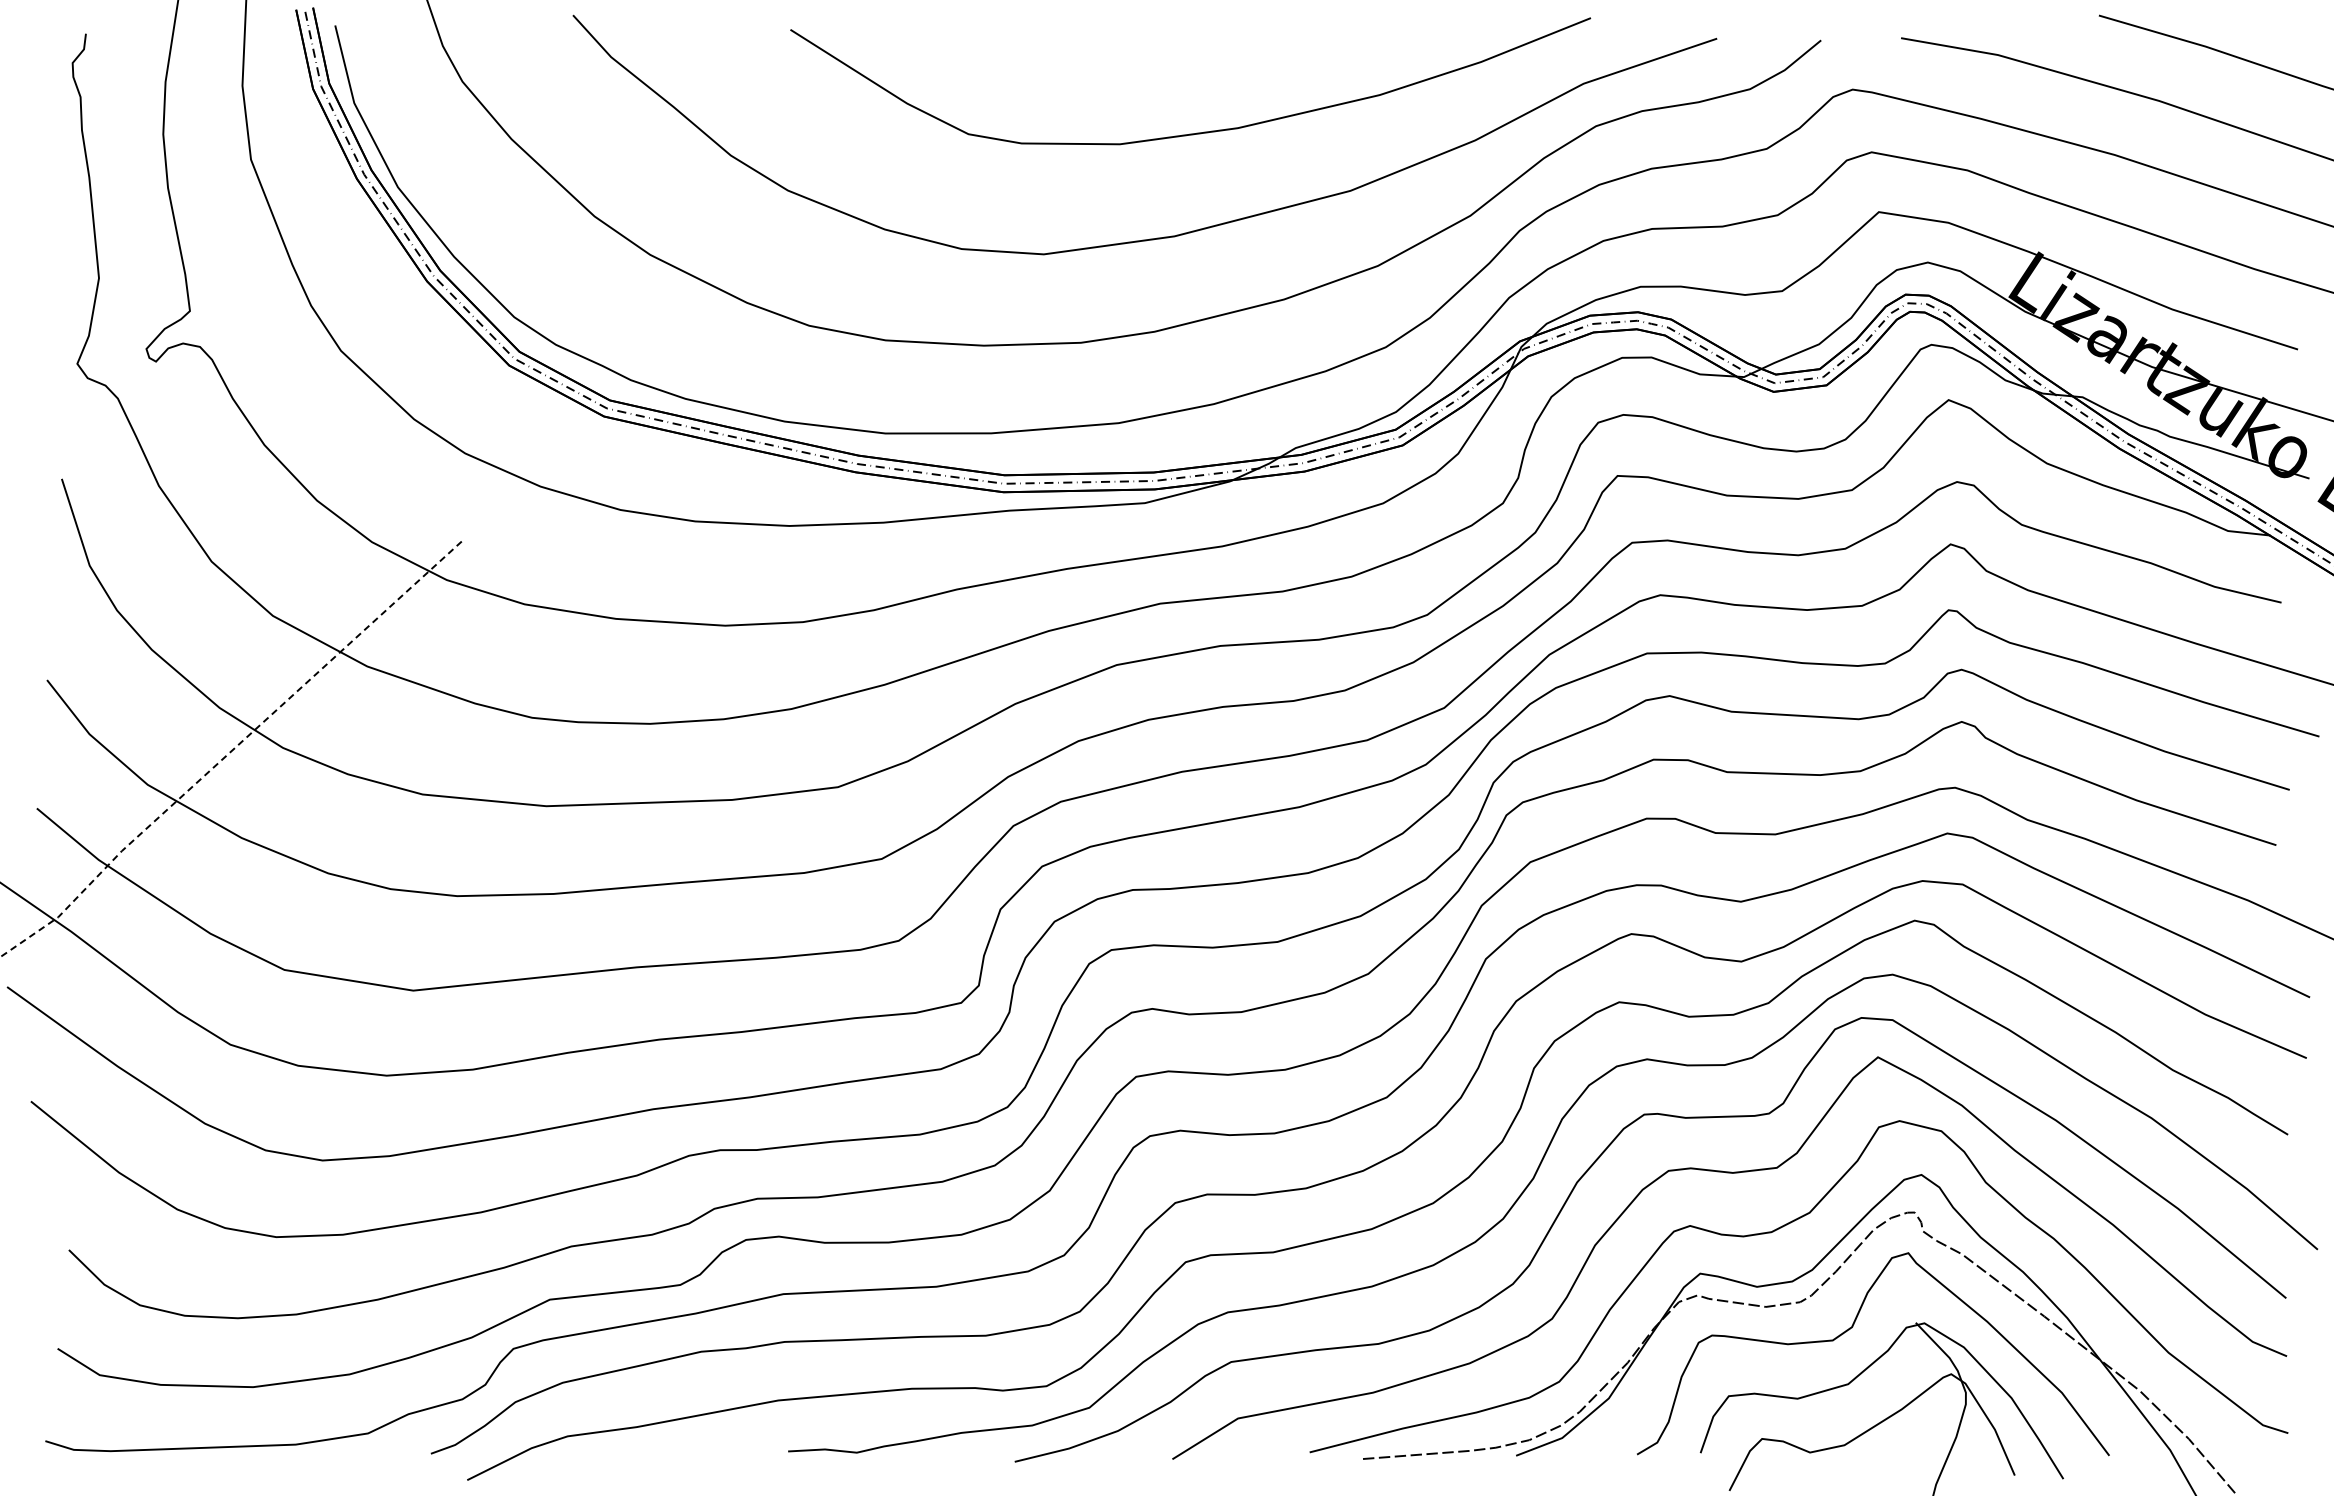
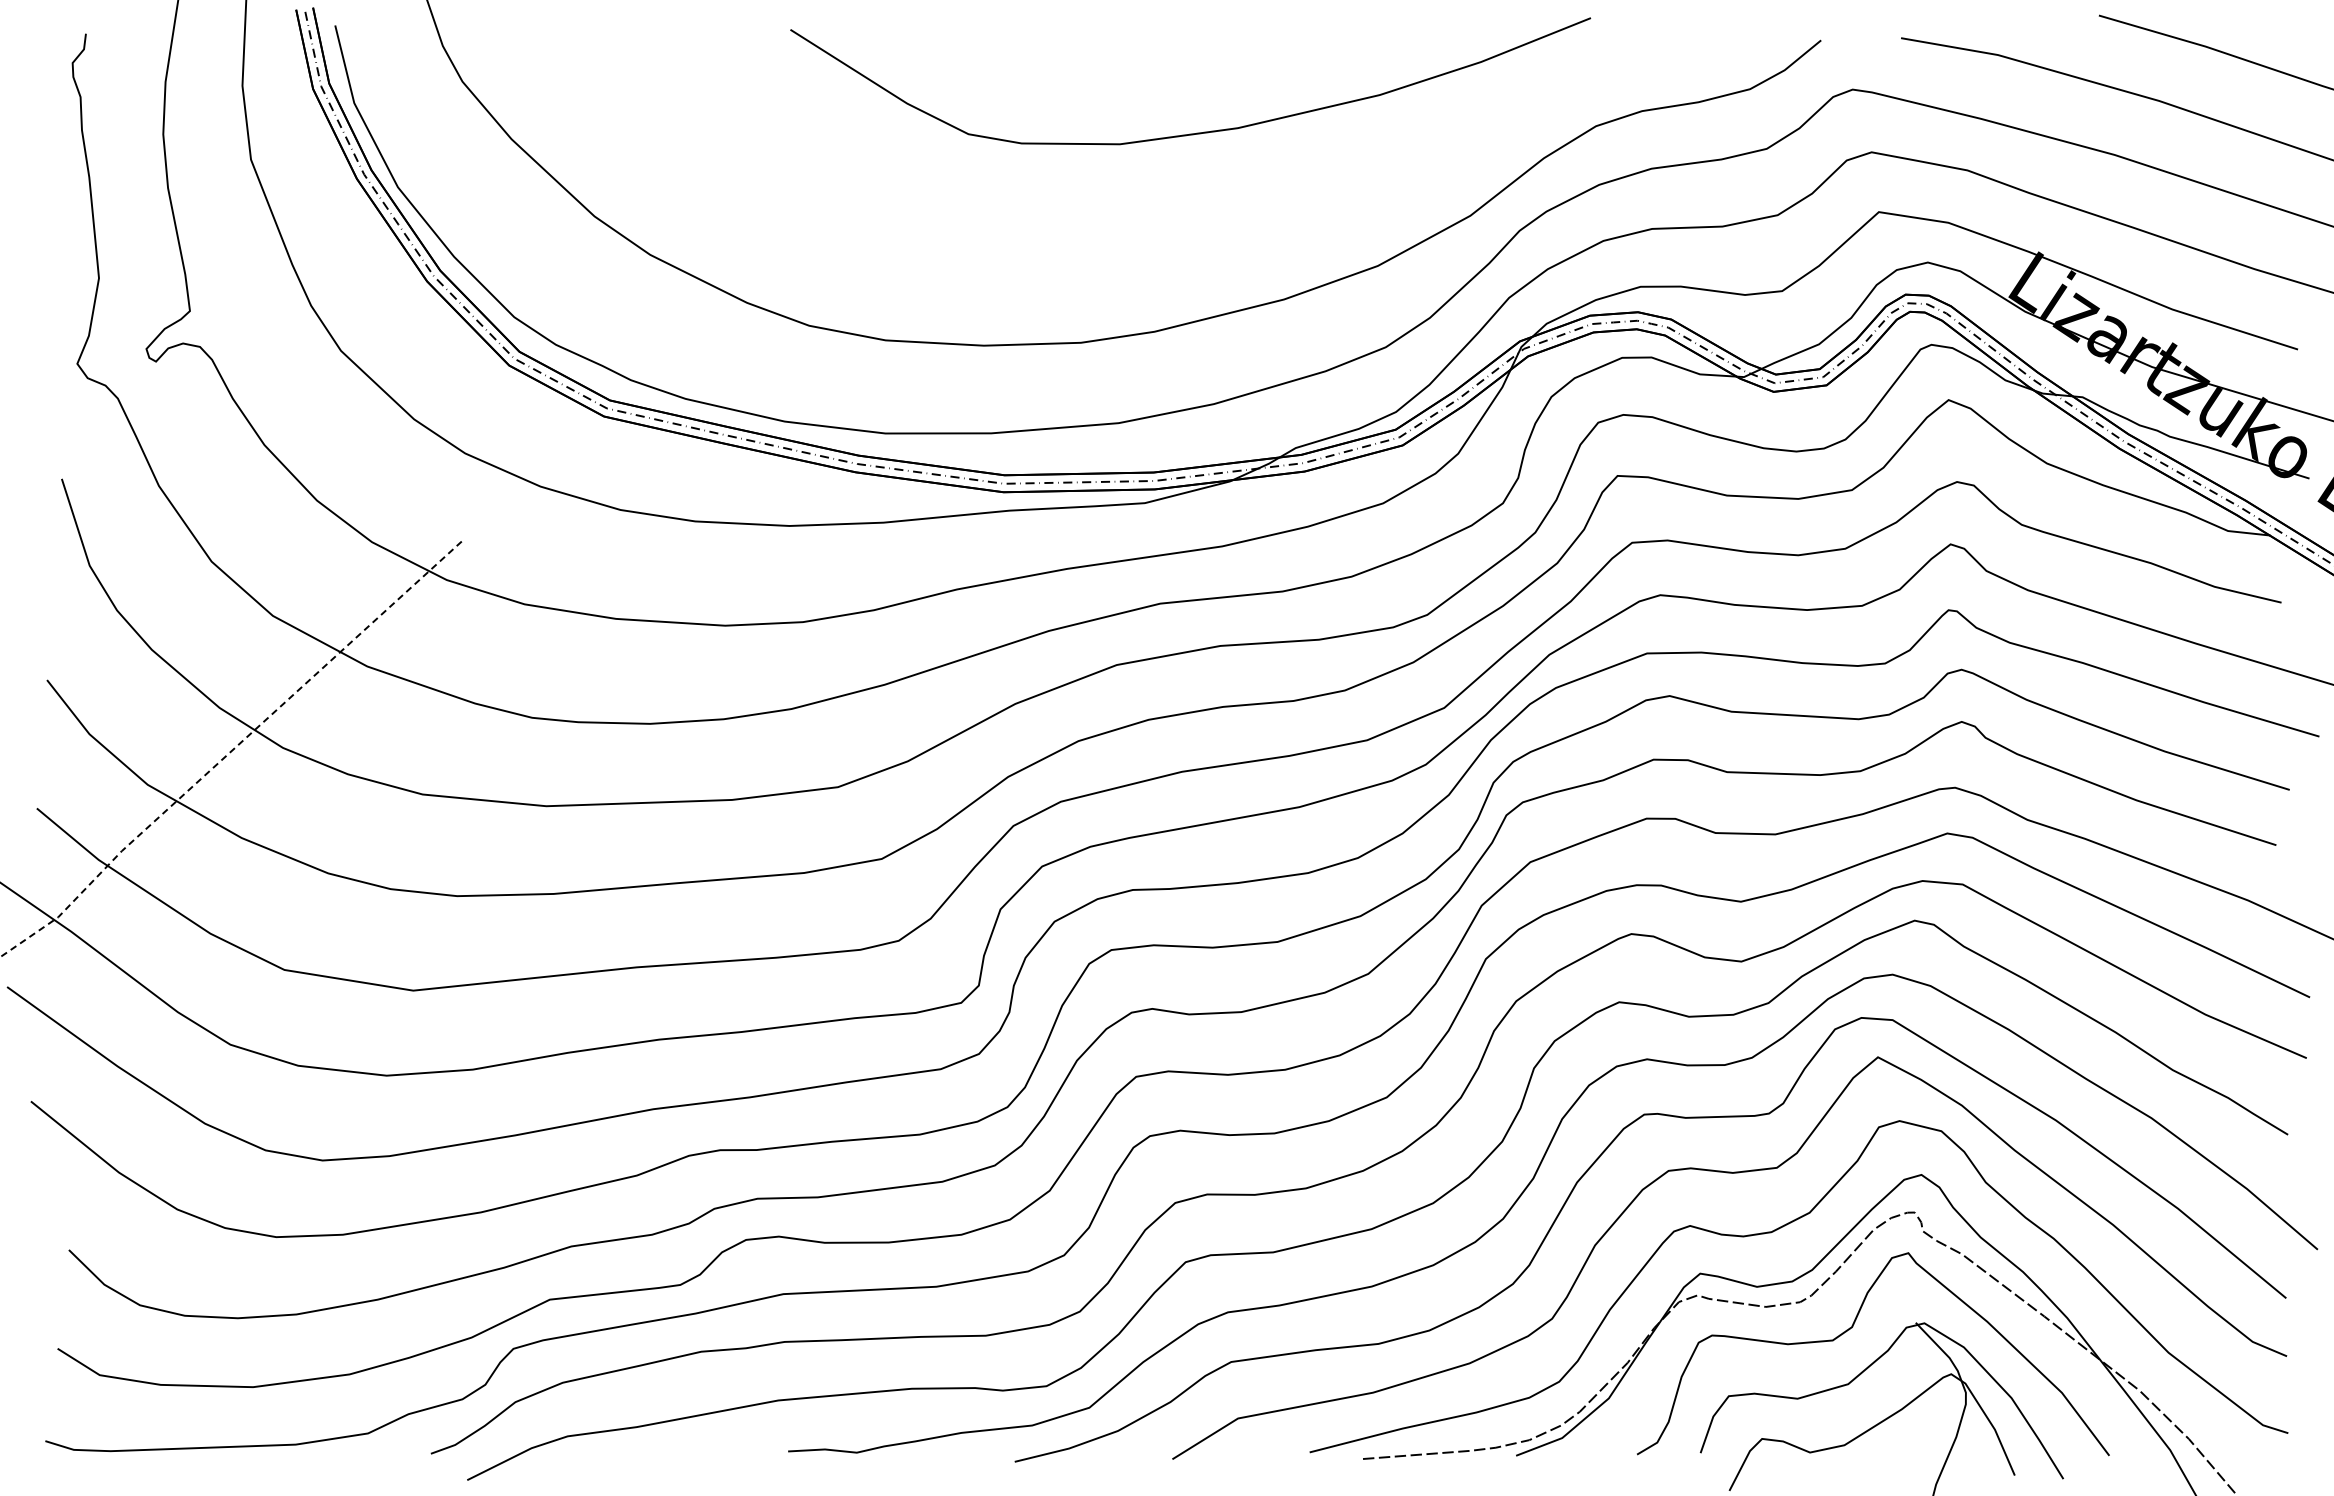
curve: present -> none (1157, 237)
